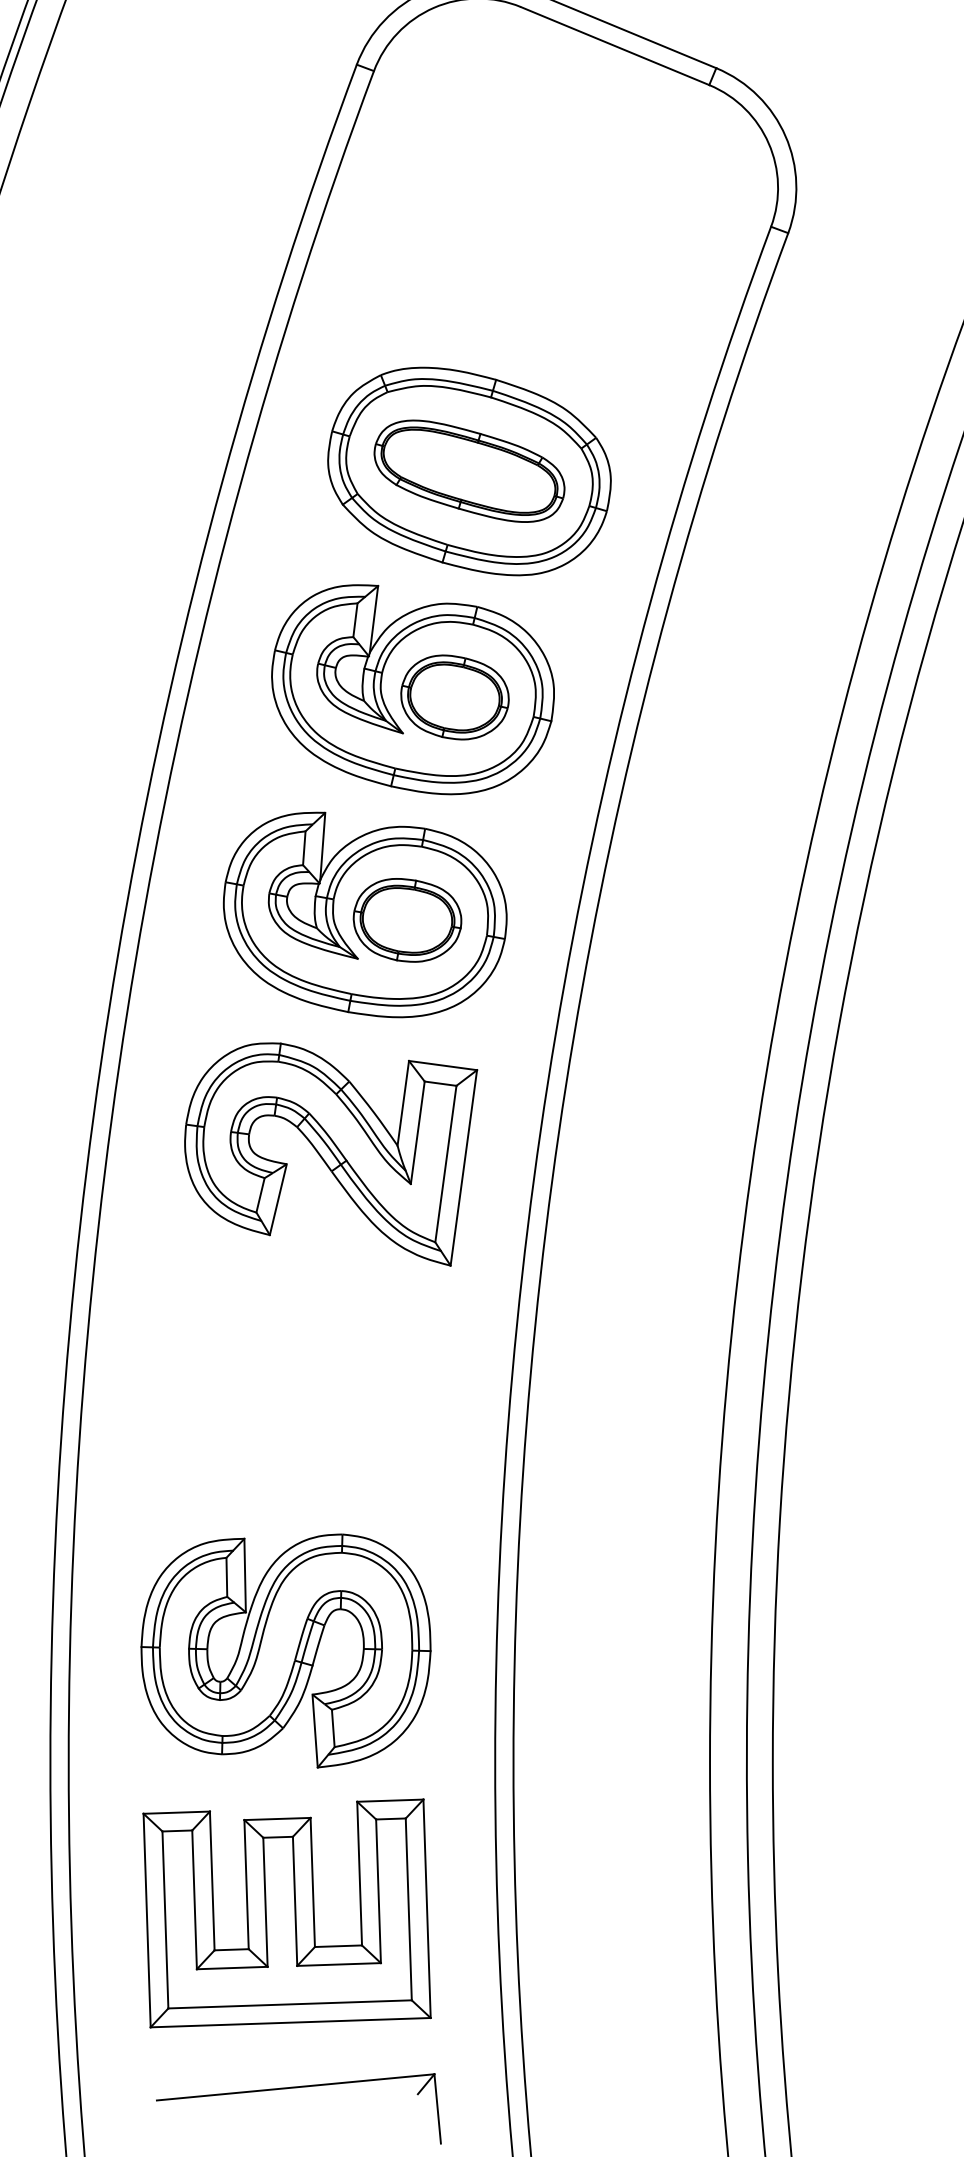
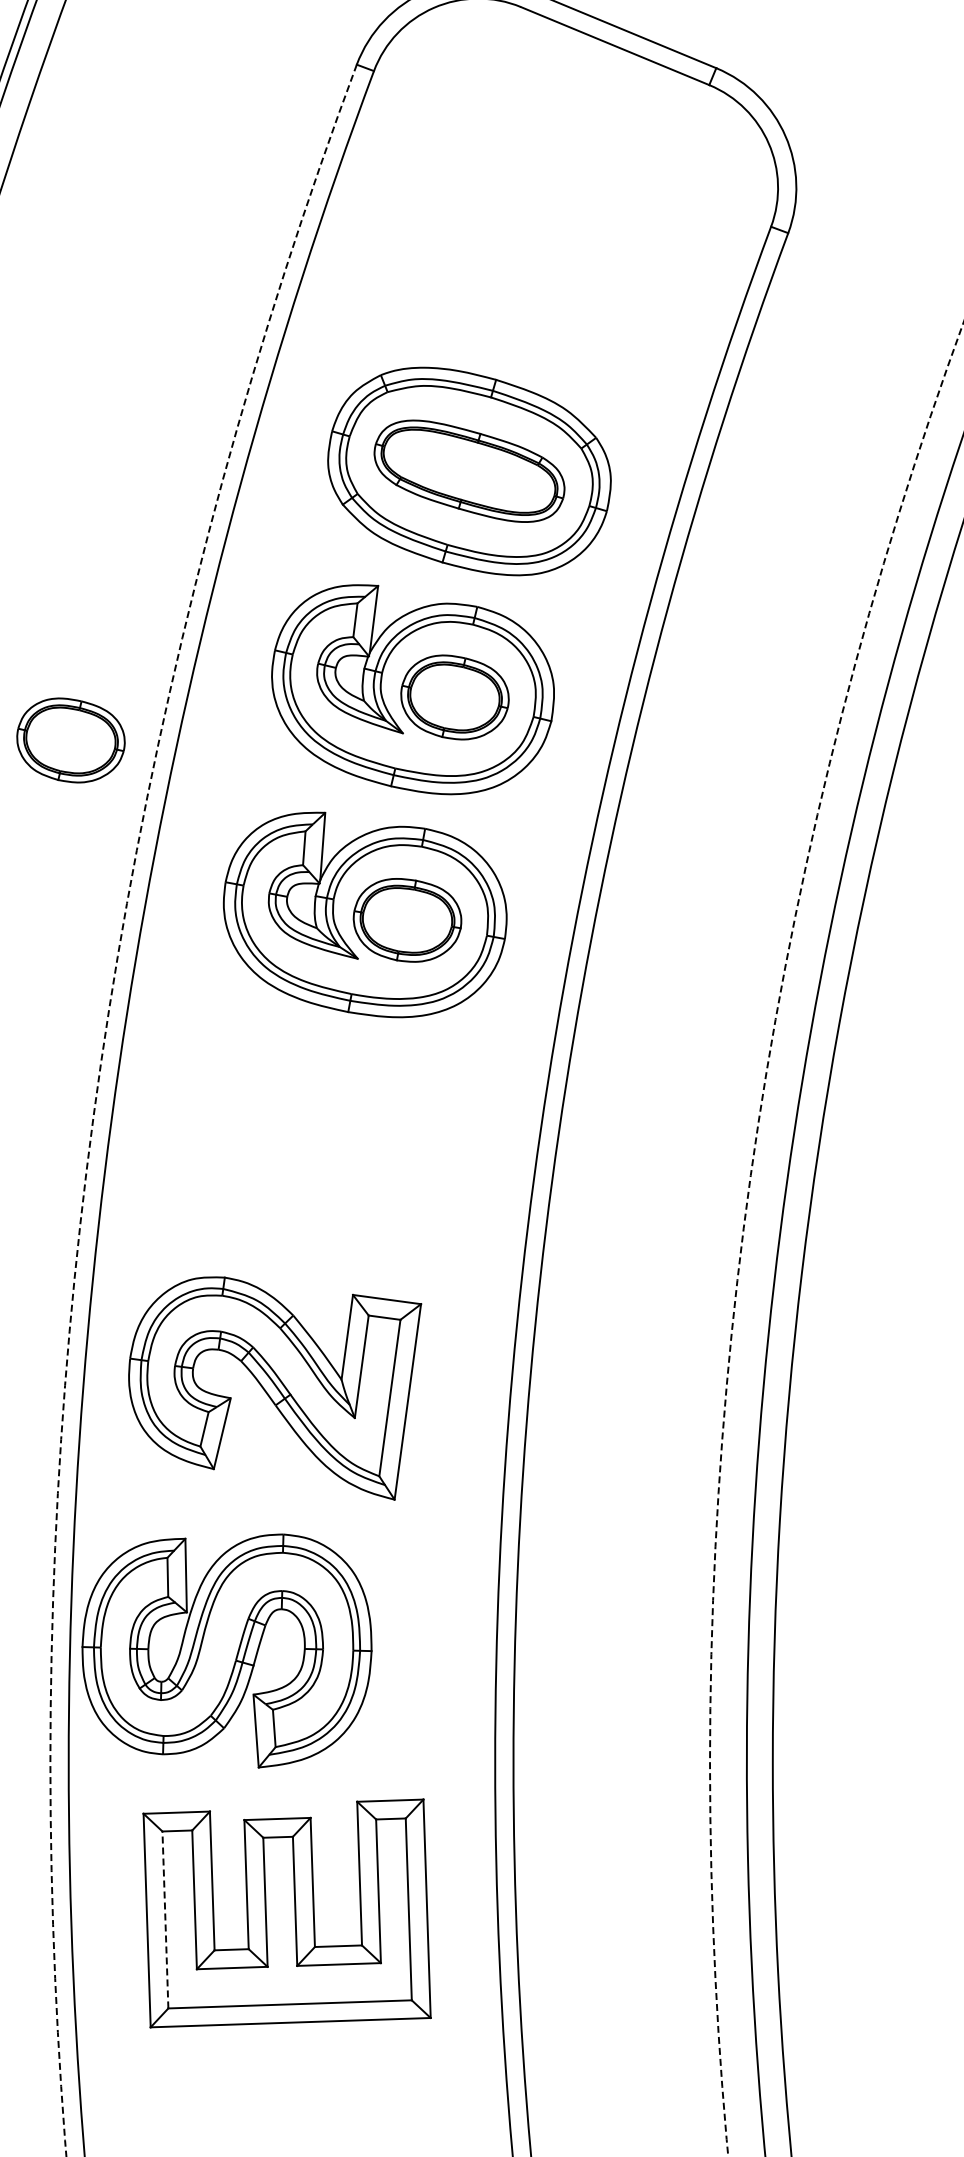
part: none -> present (70, 740)
arc: solid -> dashed (97, 1090)
part position: (331, 1154) -> (275, 1388) (275, 1388)
circle: solid -> dashed (836, 1238)
part position: (285, 1650) -> (226, 1650) (226, 1650)
line: solid -> dashed (165, 1919)
part: present -> none (297, 2088)
